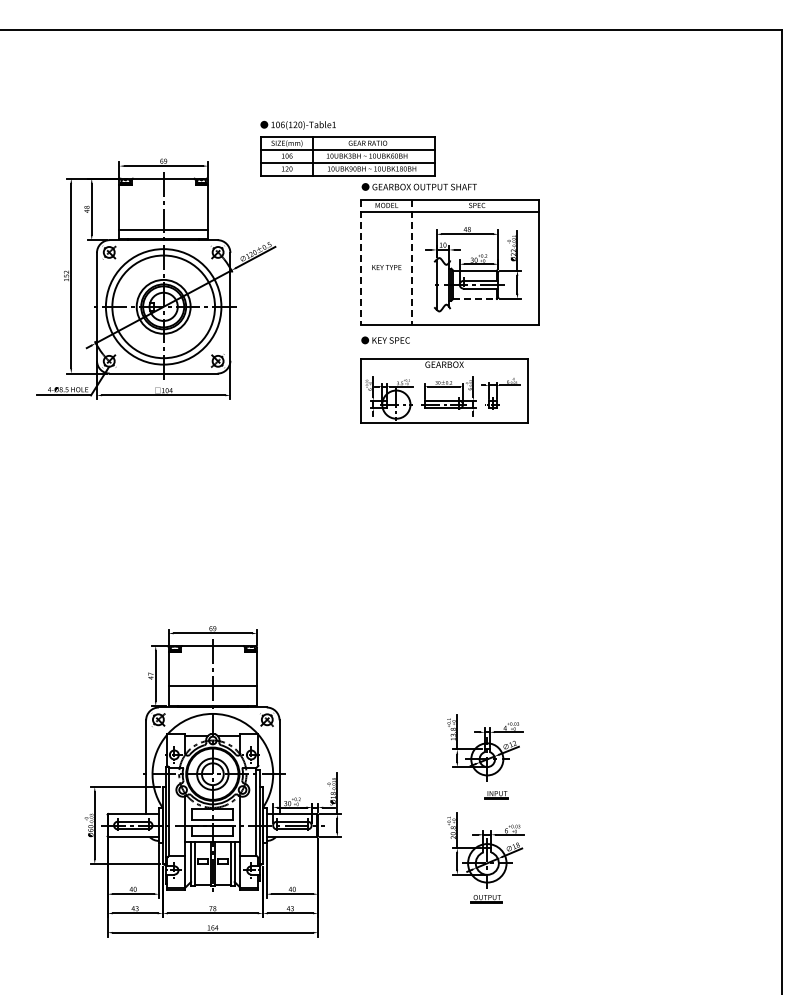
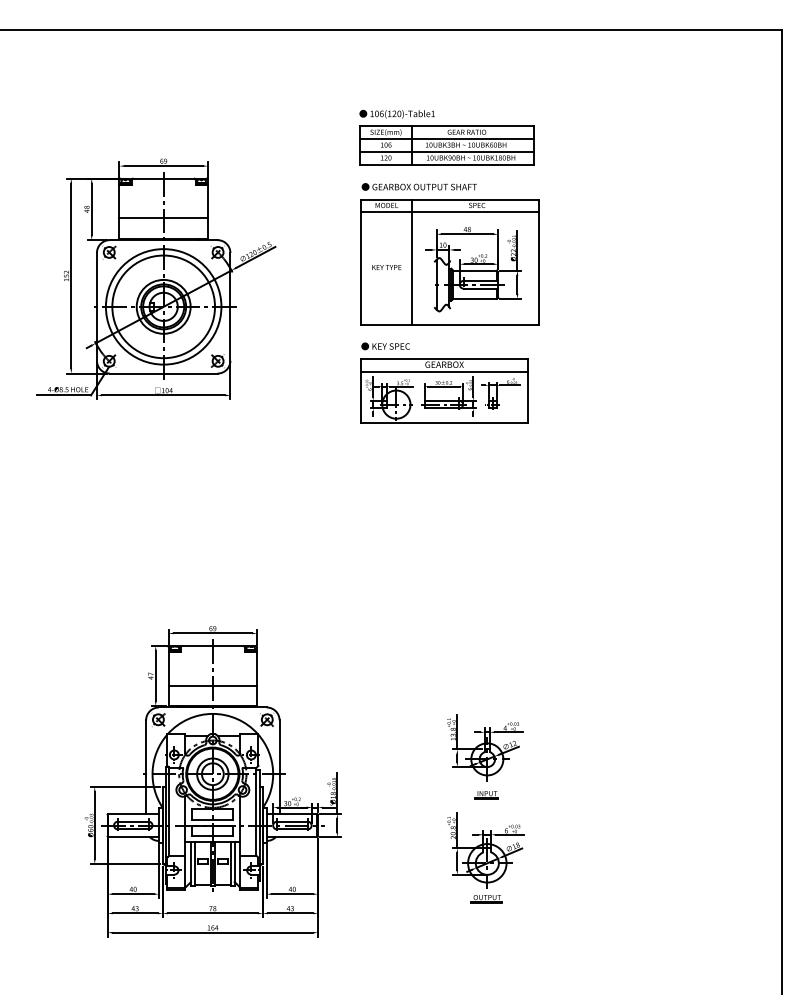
part position: (347, 148) -> (446, 137) (446, 137)
line position: (163, 230) -> (163, 218) (163, 218)
line: dashed -> solid (361, 262)
line: dashed -> solid (412, 262)
line: dashed -> solid (475, 298)
text position: (385, 340) -> (385, 346) (385, 346)
line: none -> present (444, 372)
part position: (496, 795) -> (486, 795) (486, 795)
